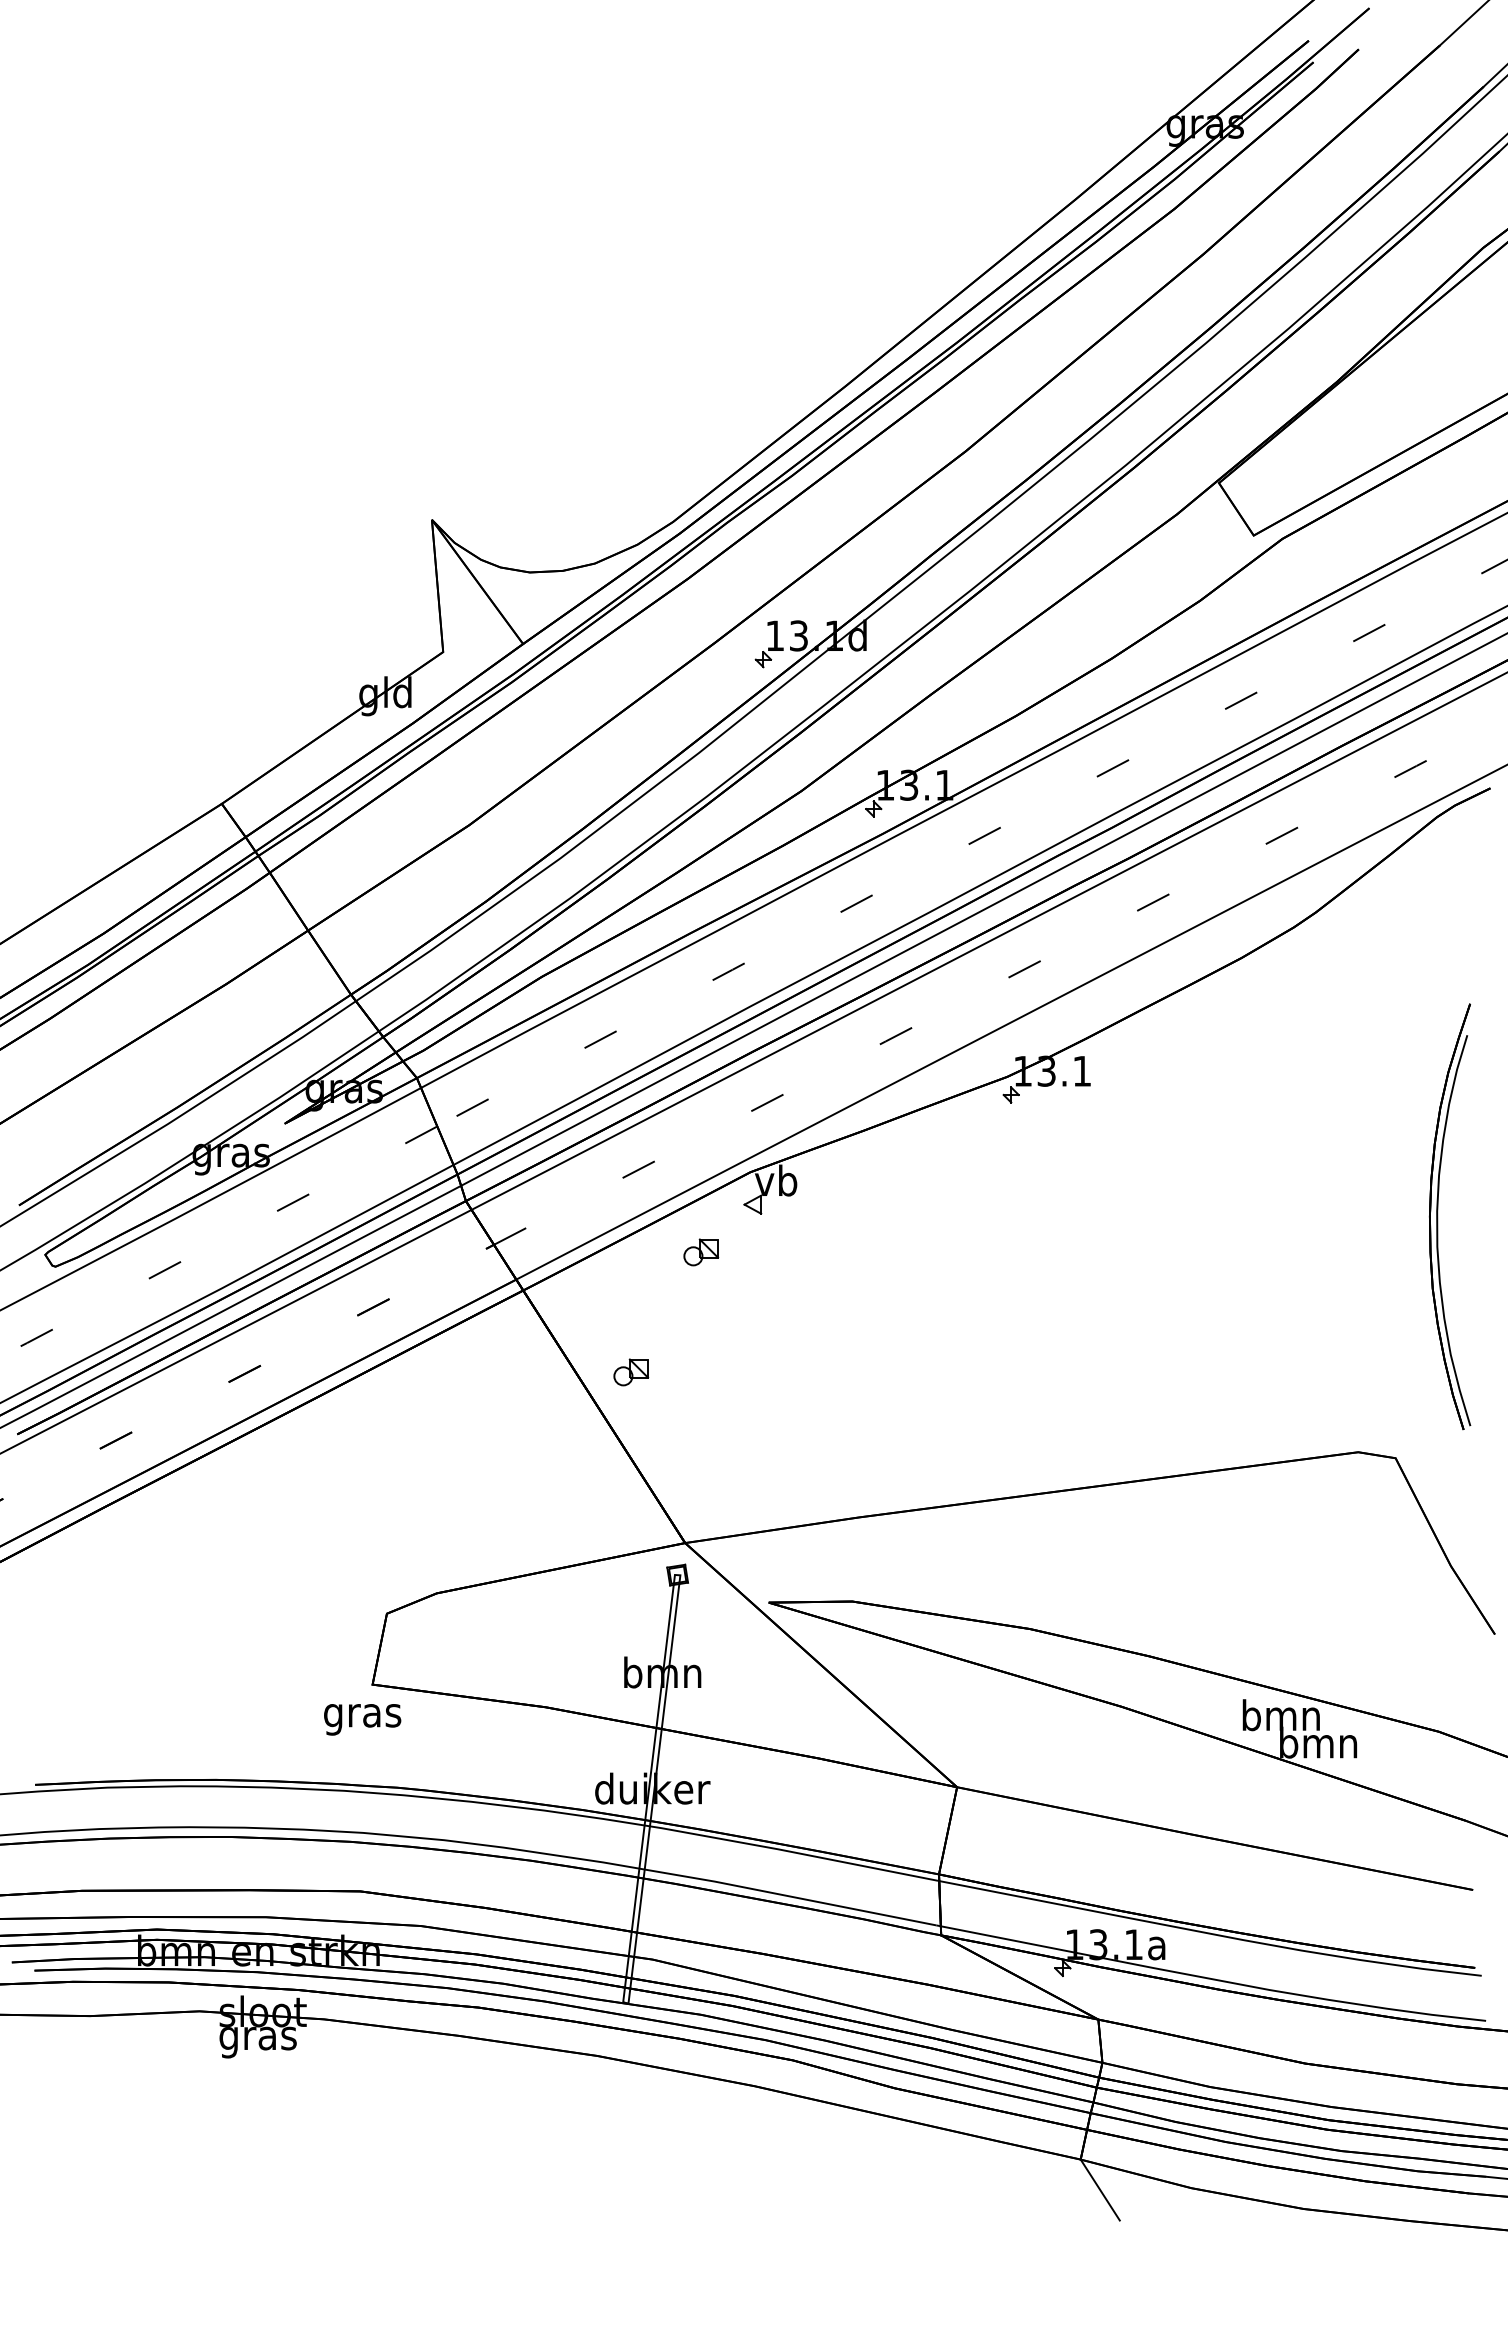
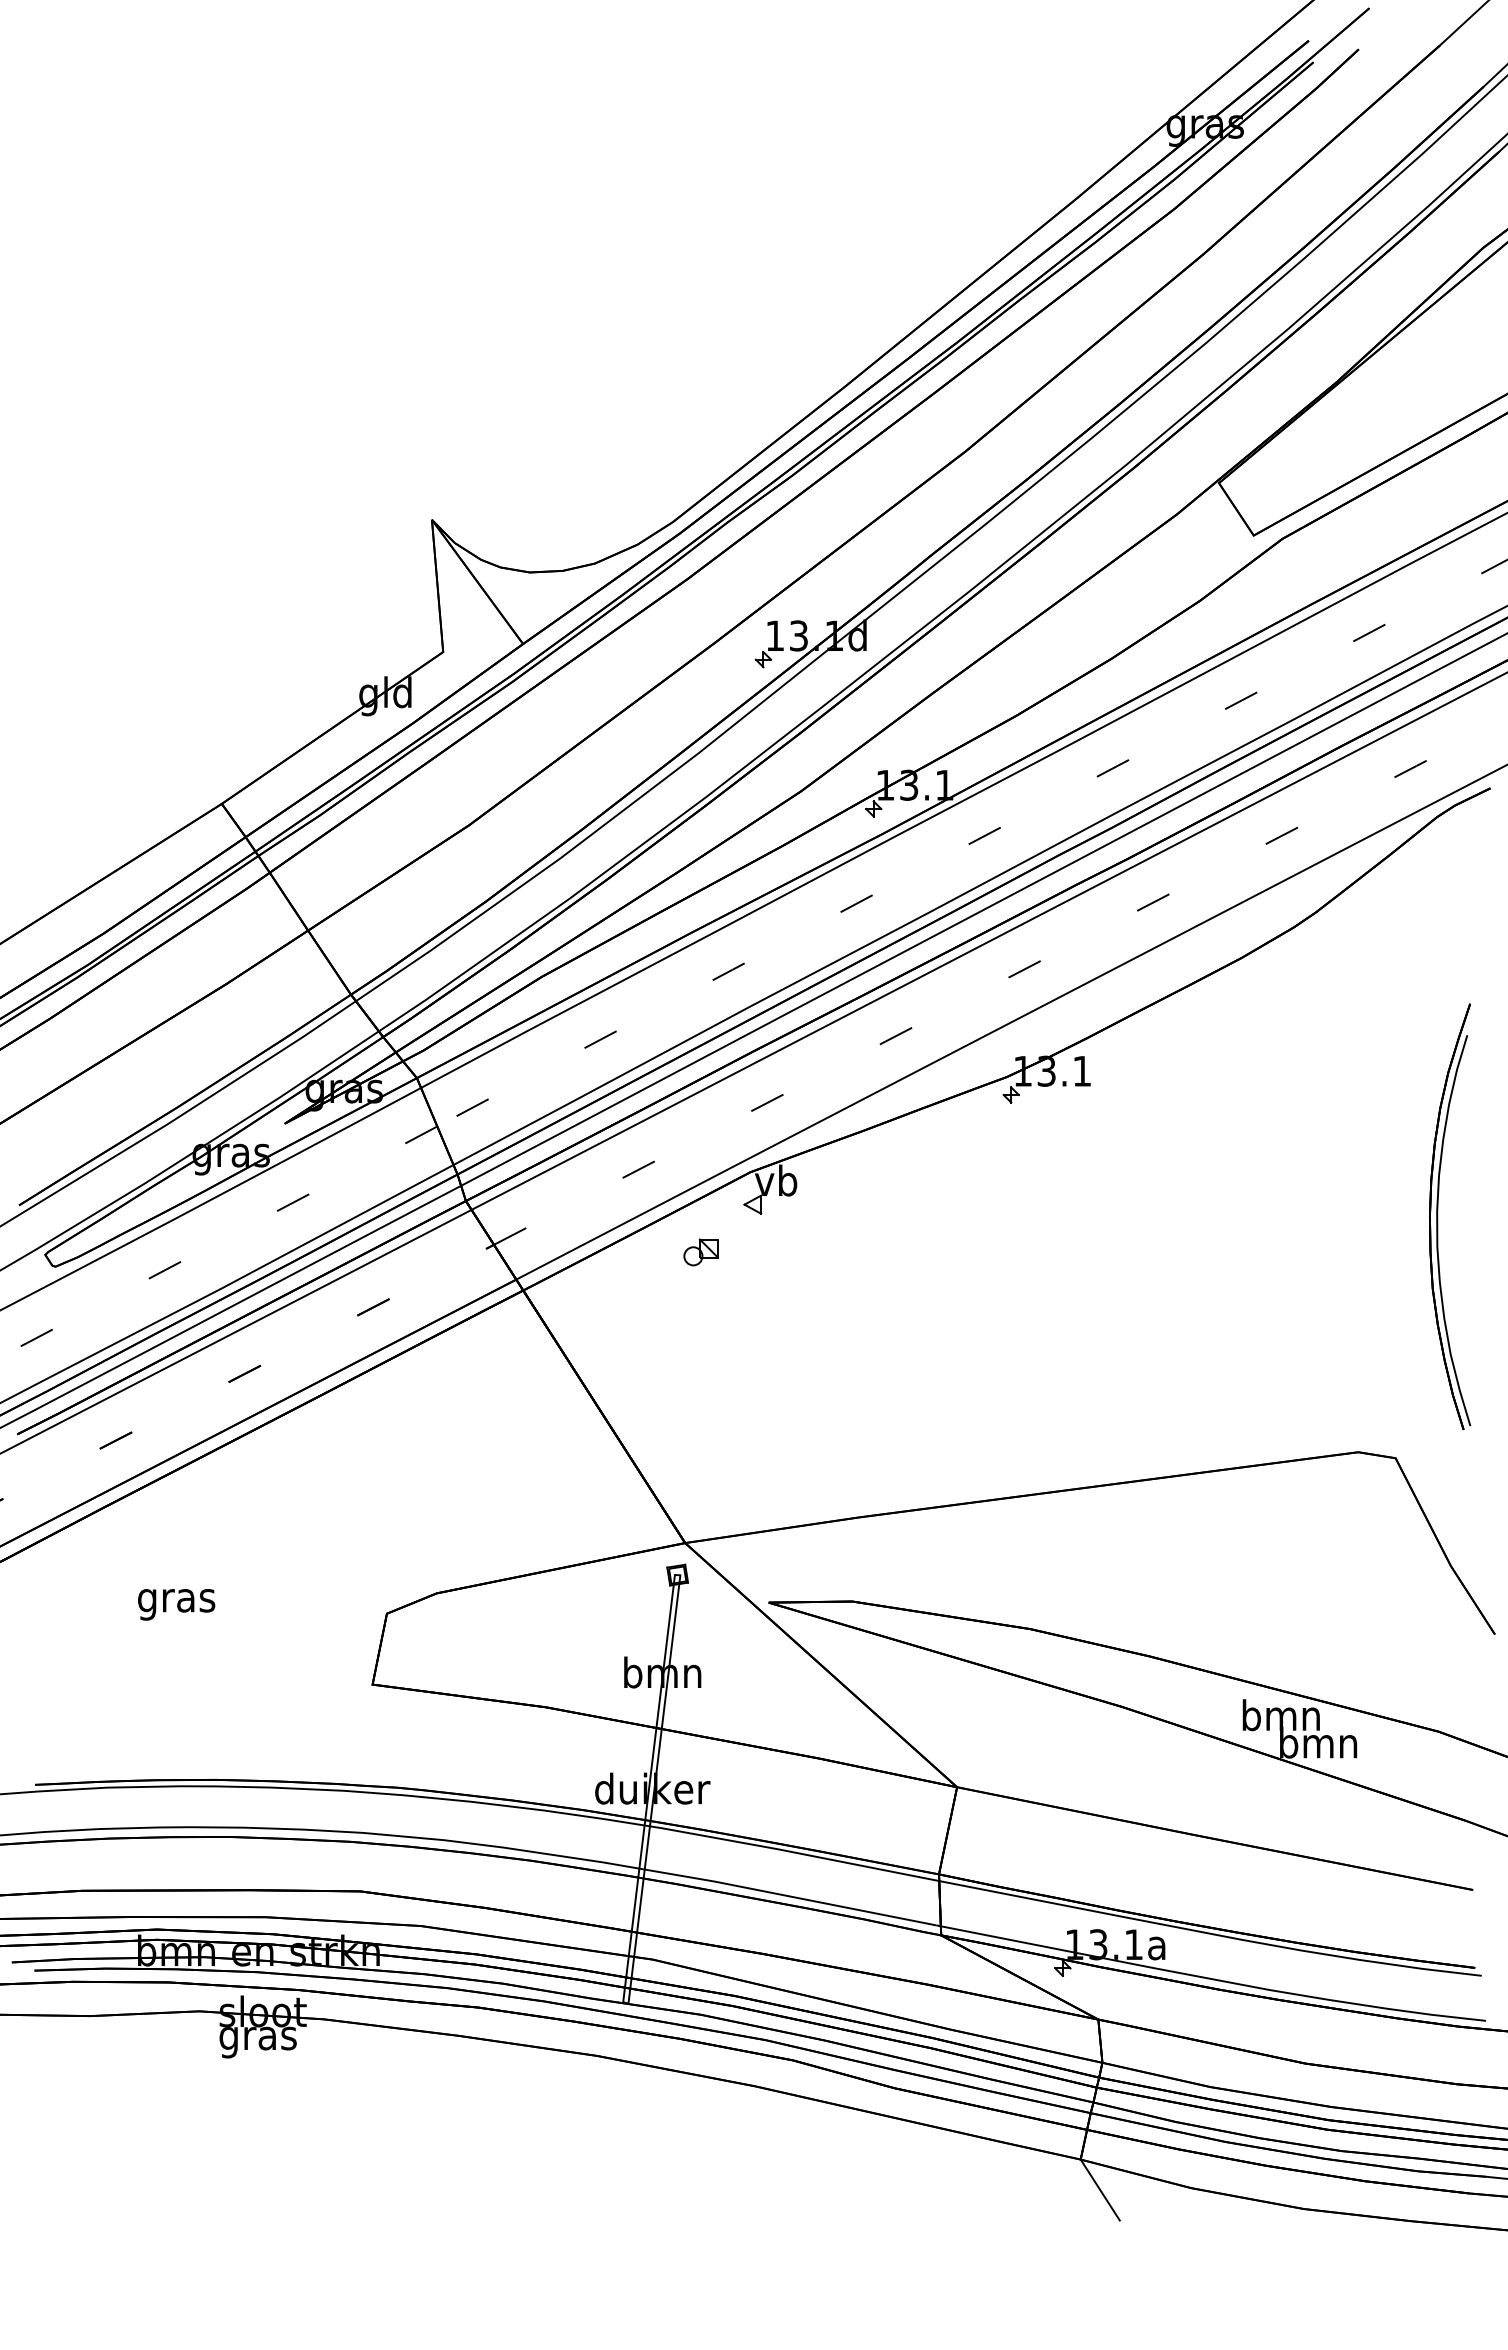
part: present -> none (631, 1372)
text position: (362, 1719) -> (176, 1604) (176, 1604)
